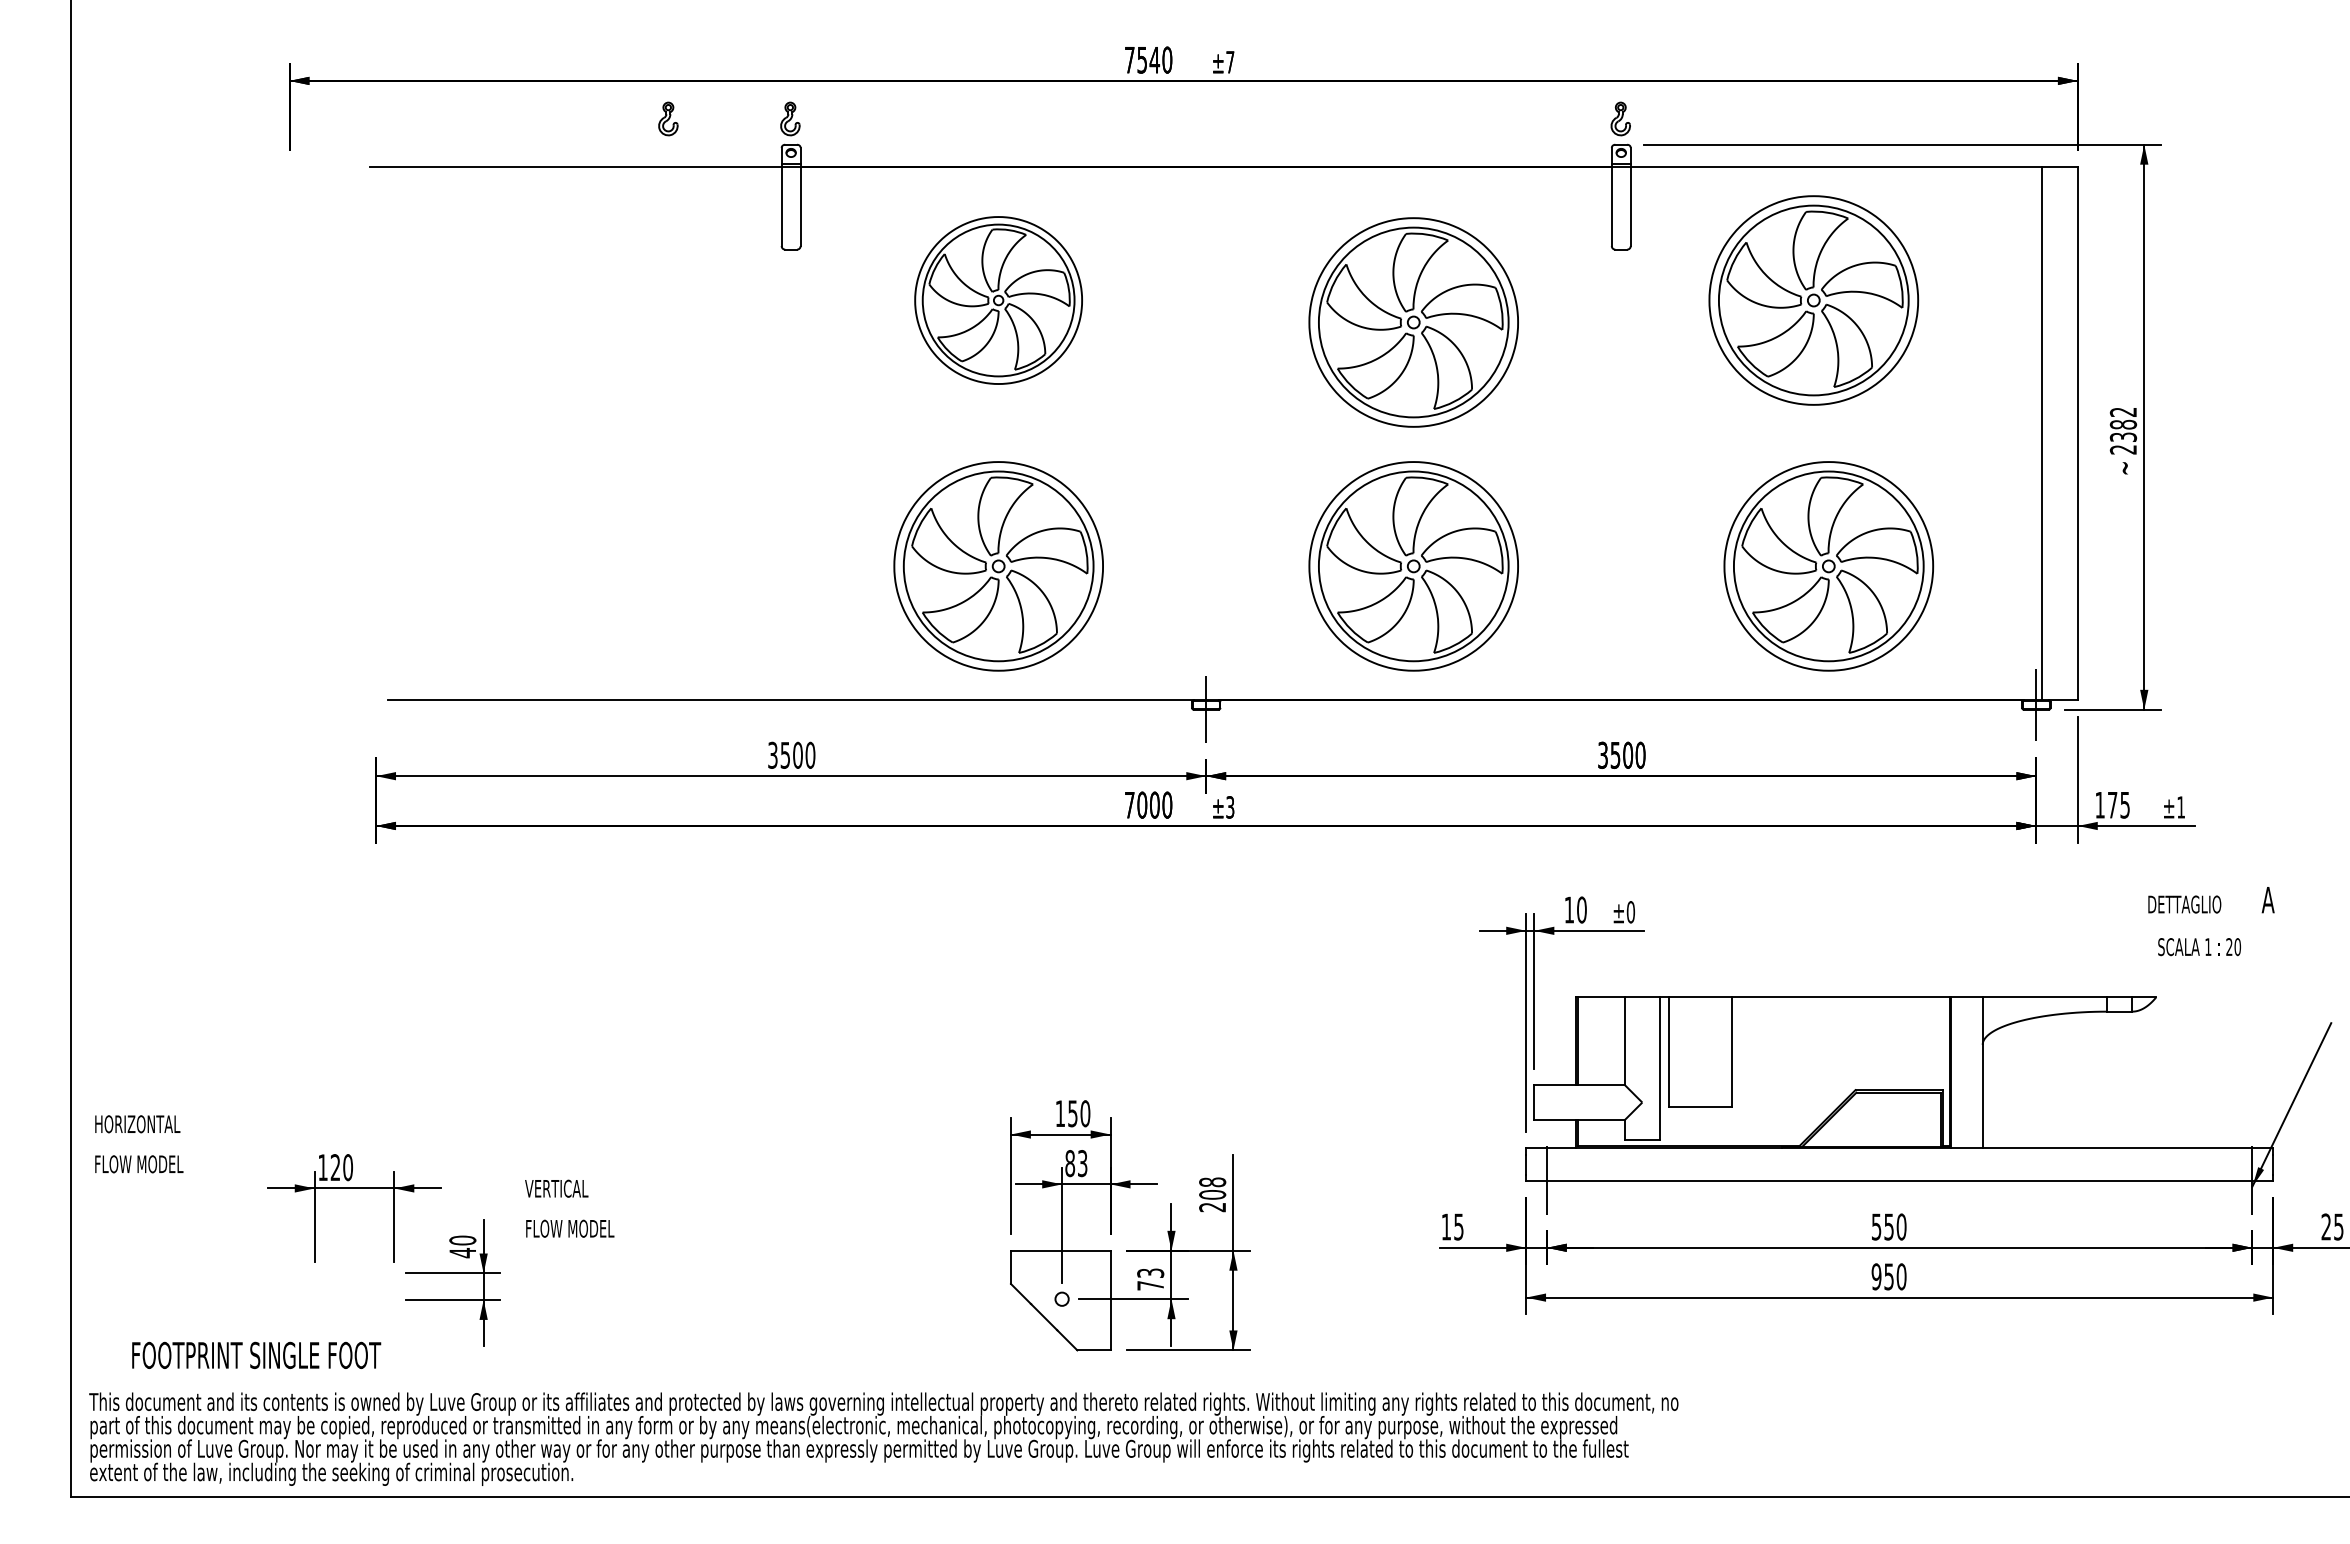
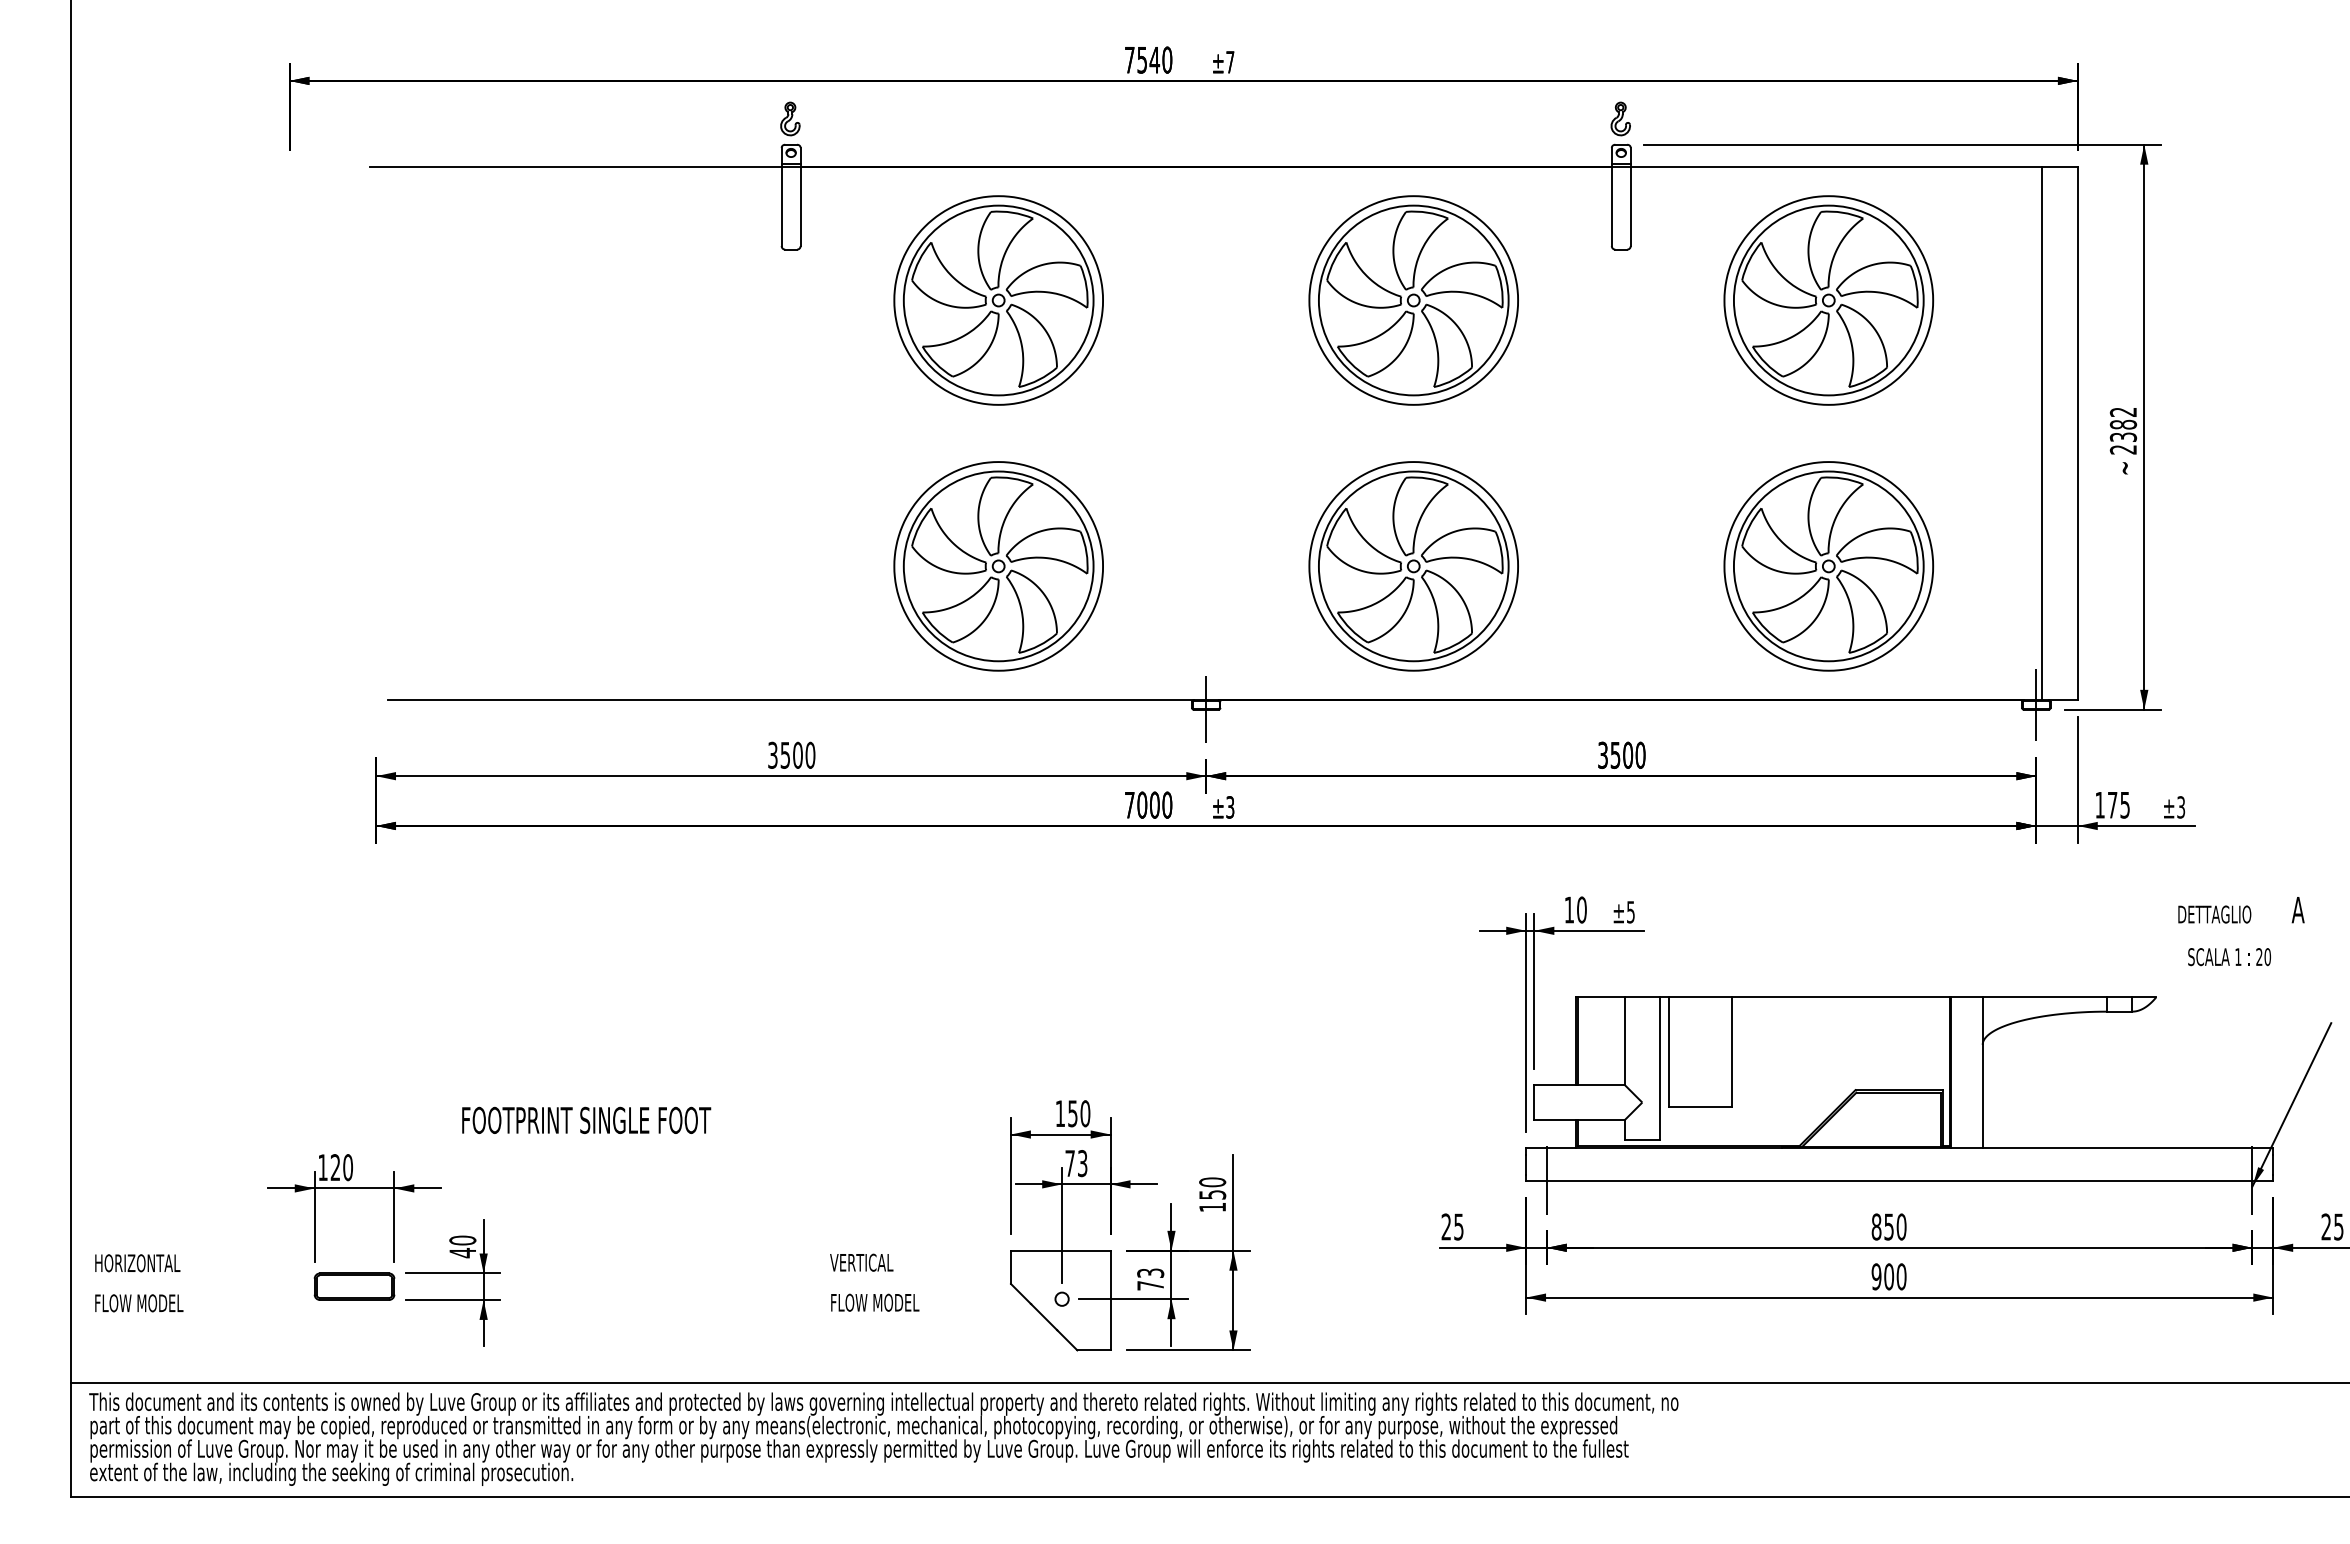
part: present -> none (668, 118)
part size: 169x169 px -> 211x211 px (998, 300)
part position: (1813, 300) -> (1828, 300) (1828, 300)
part position: (1413, 322) -> (1413, 300) (1413, 300)
text: ±1 -> ±3 (2181, 807)
text: ±0 -> ±5 (1630, 912)
text position: (2211, 921) -> (2241, 931) (2241, 931)
text position: (139, 1144) -> (139, 1283) (139, 1283)
text: 83 -> 73 (1070, 1163)
text: 208 -> 150 (1212, 1194)
text position: (569, 1208) -> (874, 1282) (874, 1282)
text: 15 -> 25 (1445, 1226)
text: 550 -> 850 (1876, 1226)
text: 950 -> 900 (1889, 1276)
part: none -> present (354, 1286)
text position: (256, 1354) -> (586, 1119) (586, 1119)
line: none -> present (1208, 1383)
